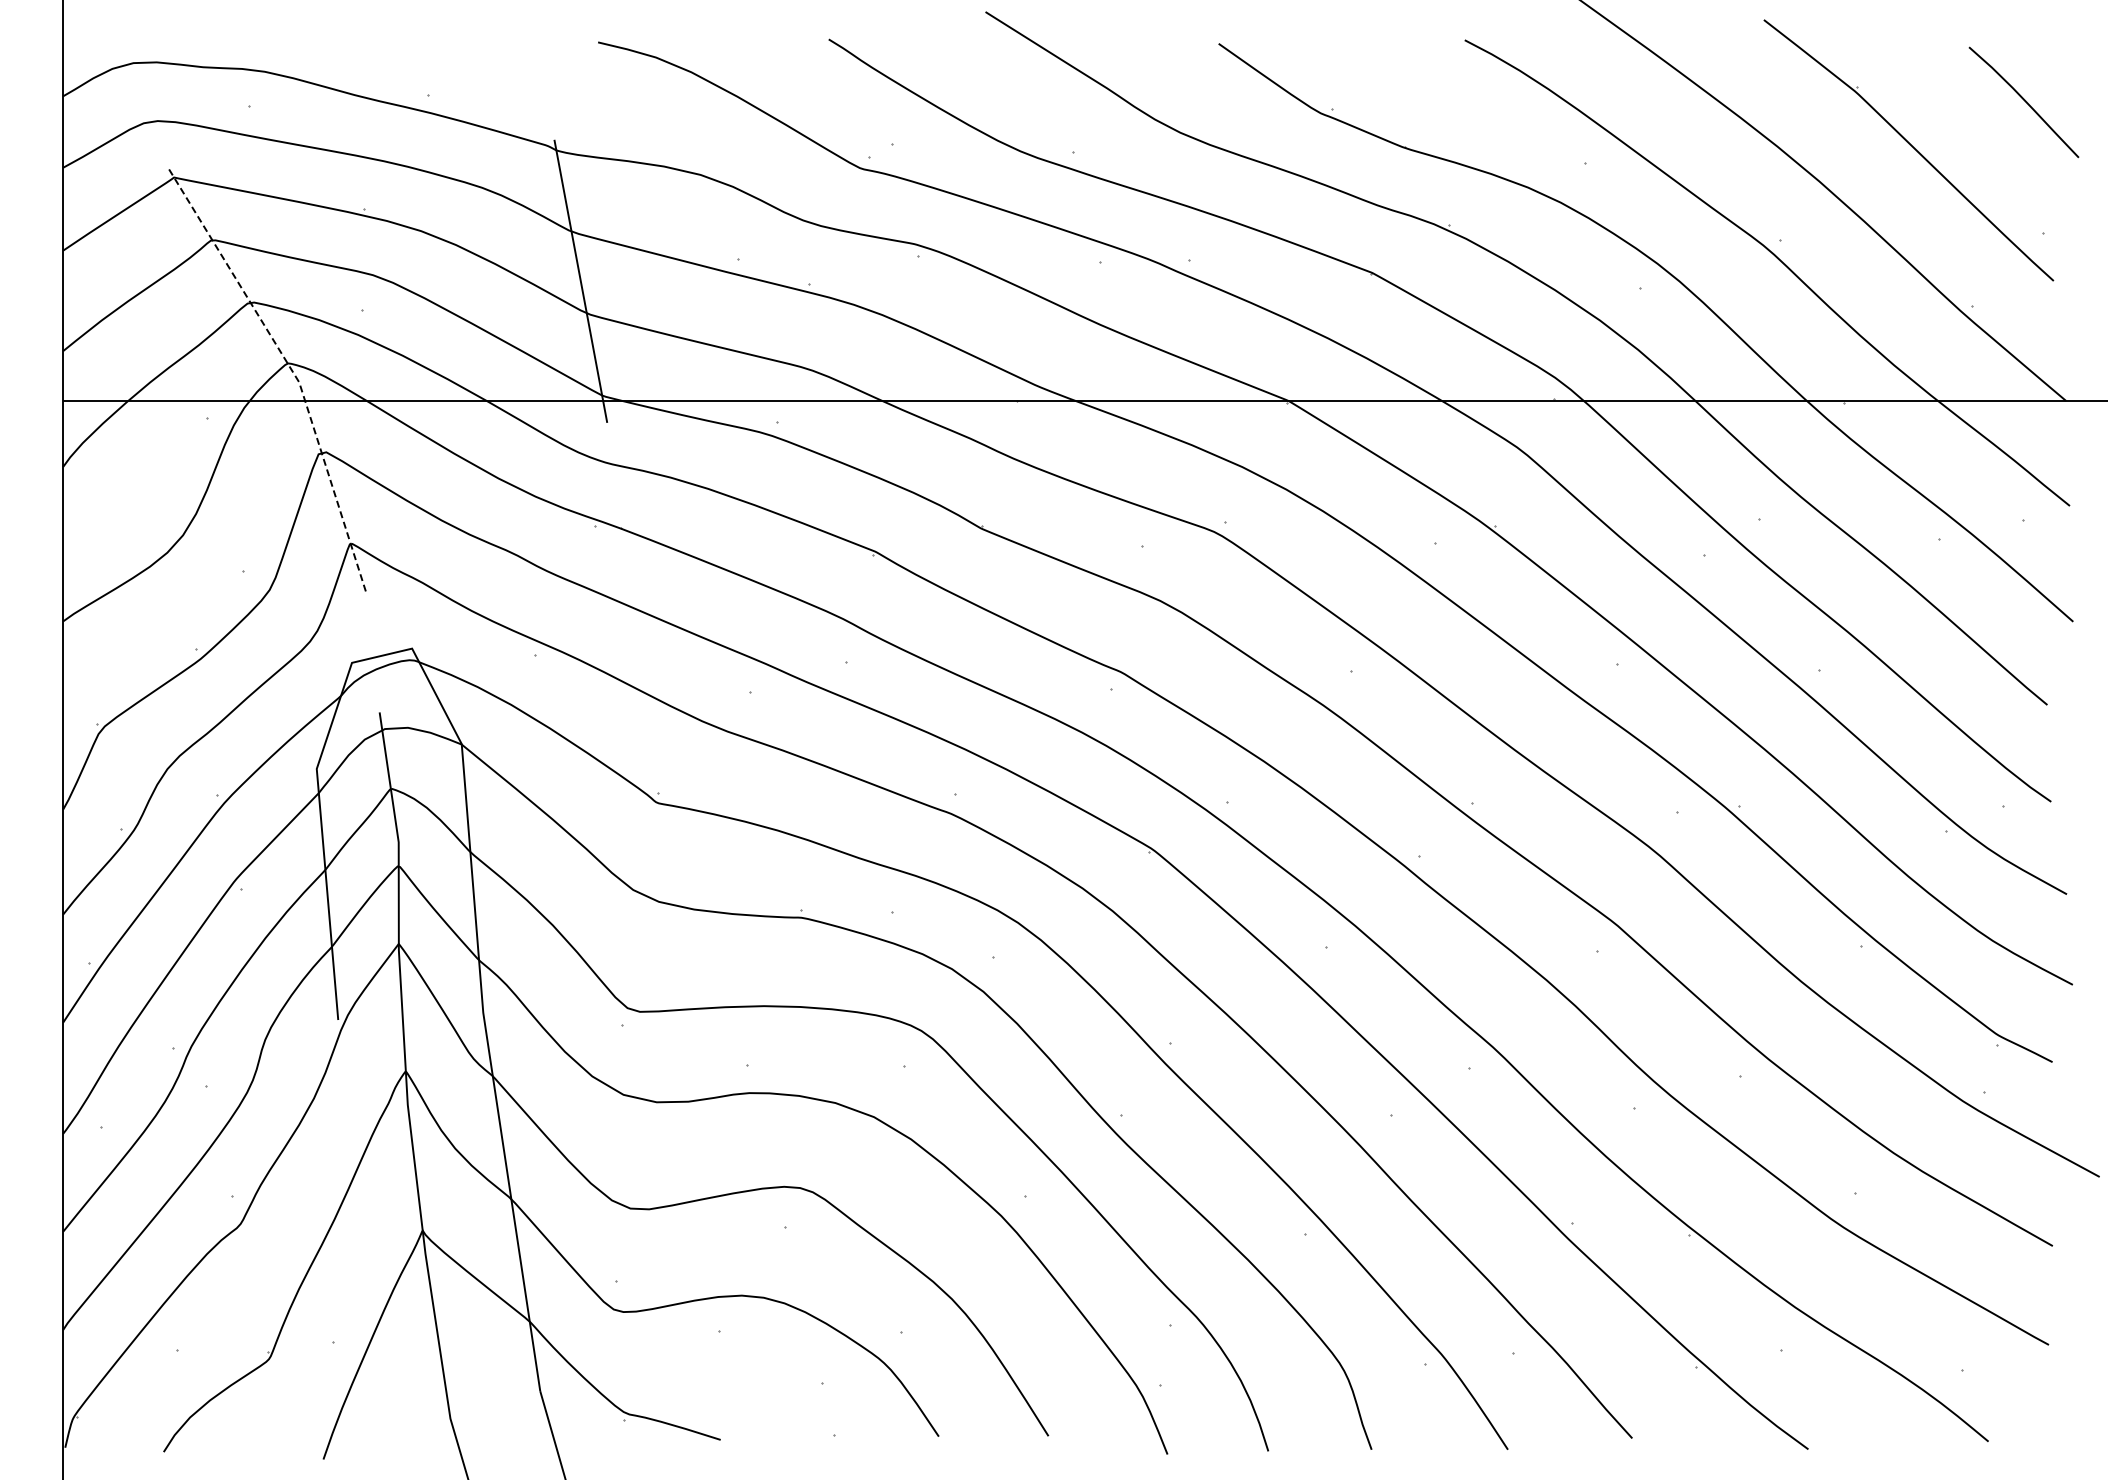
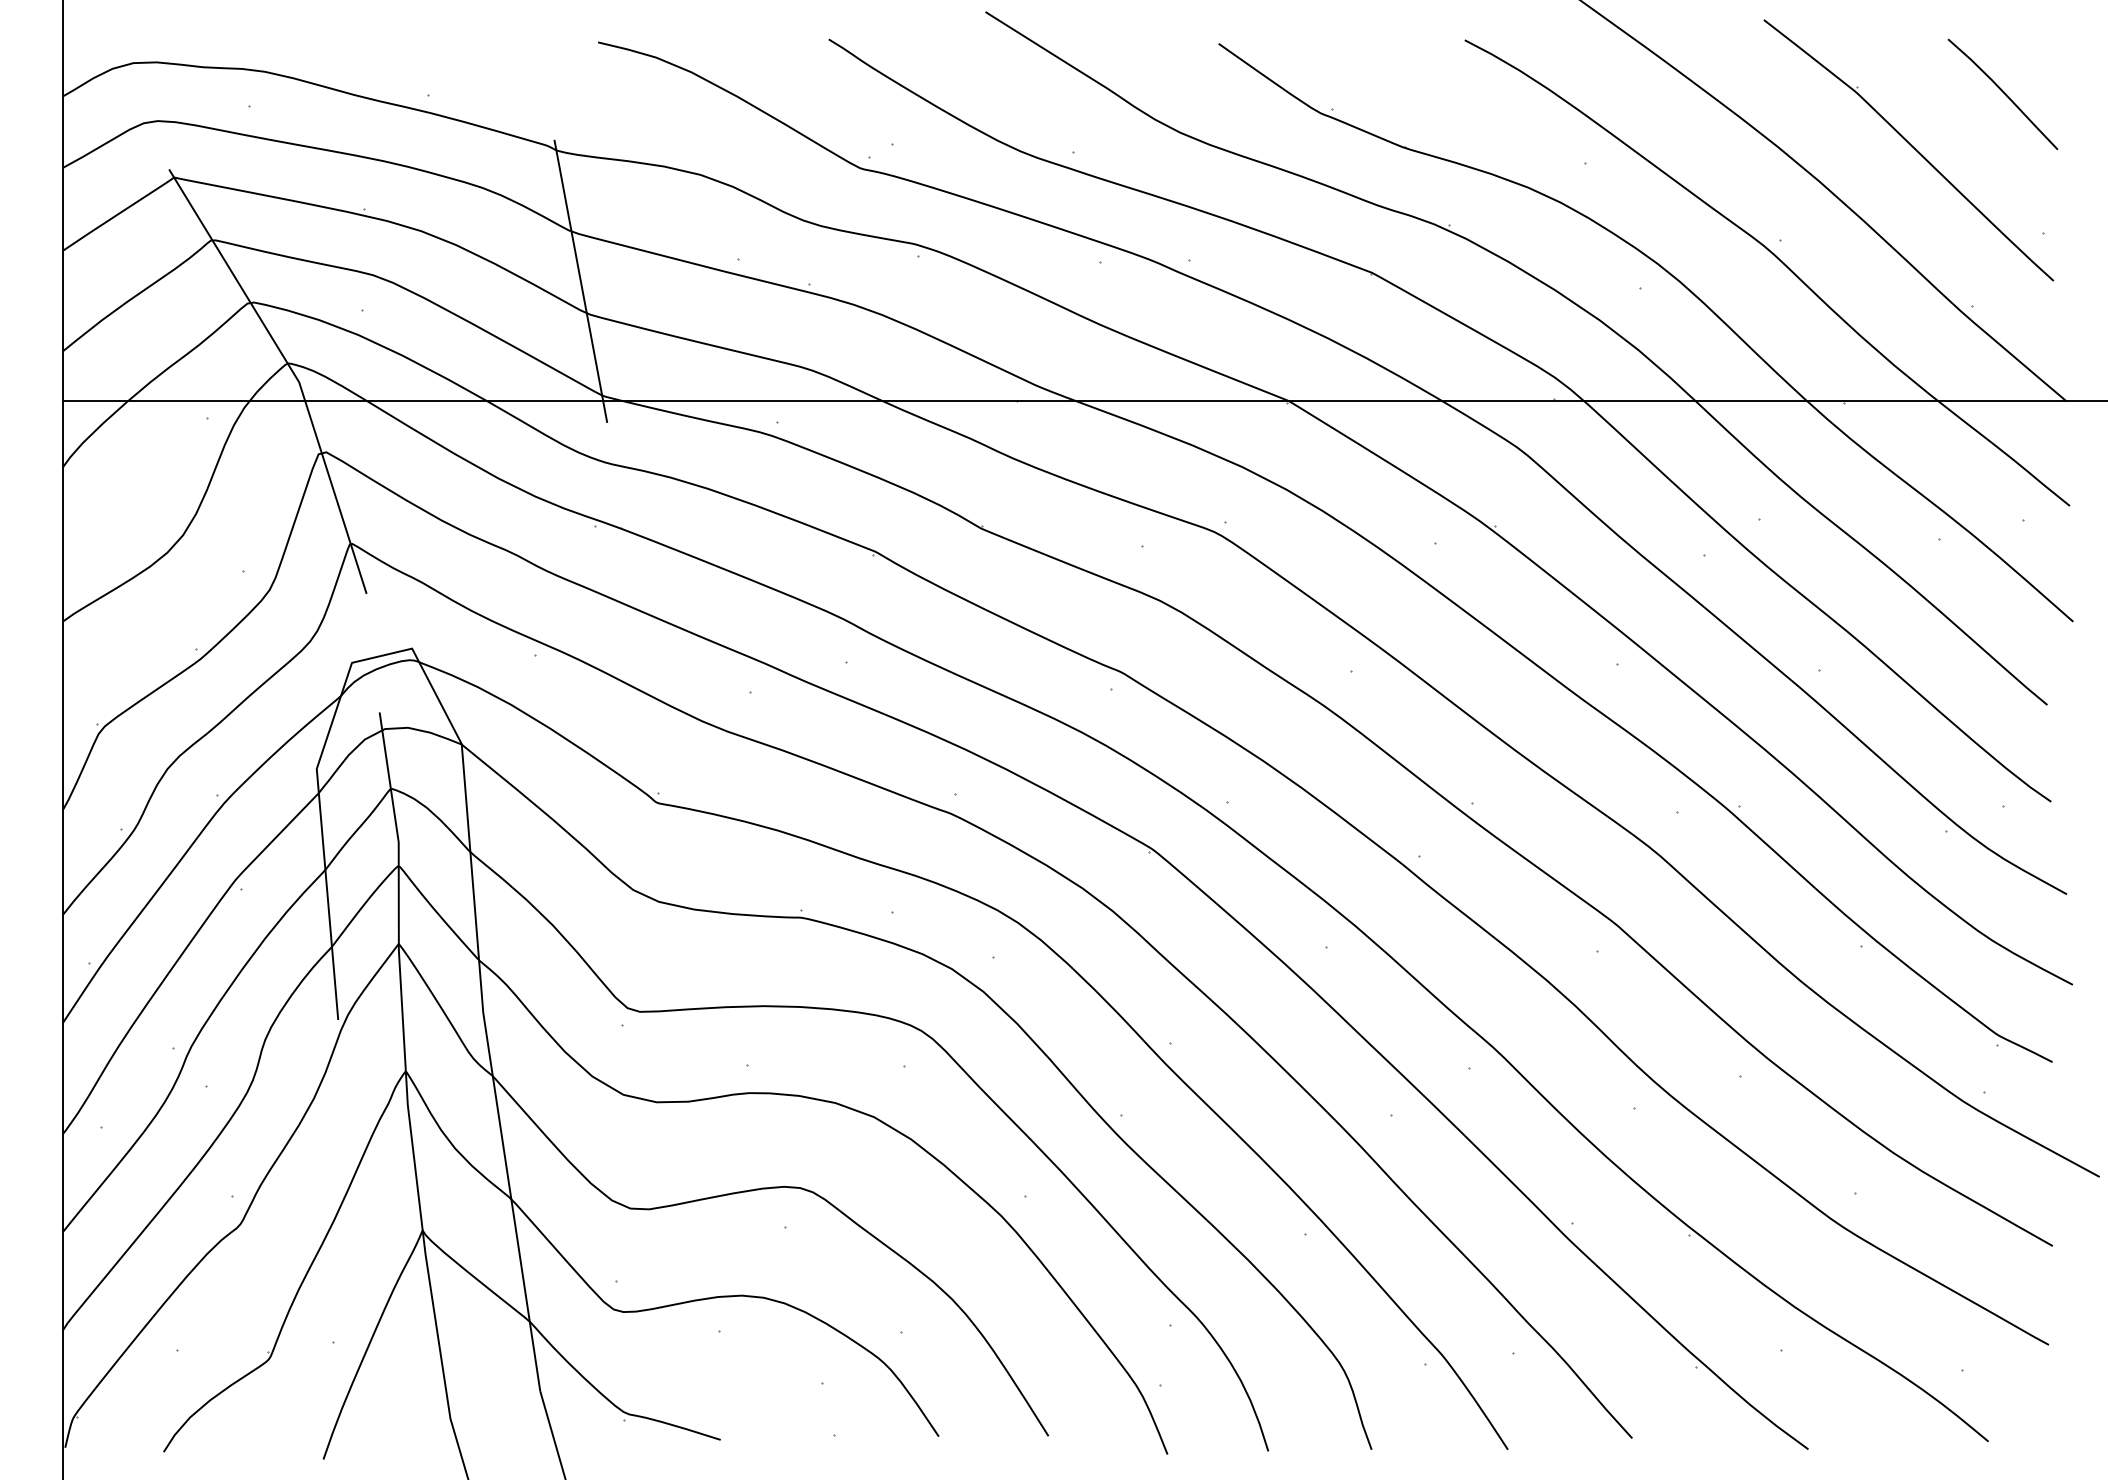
curve position: (2024, 101) -> (2003, 93) (2003, 93)
line: dashed -> solid (292, 371)
